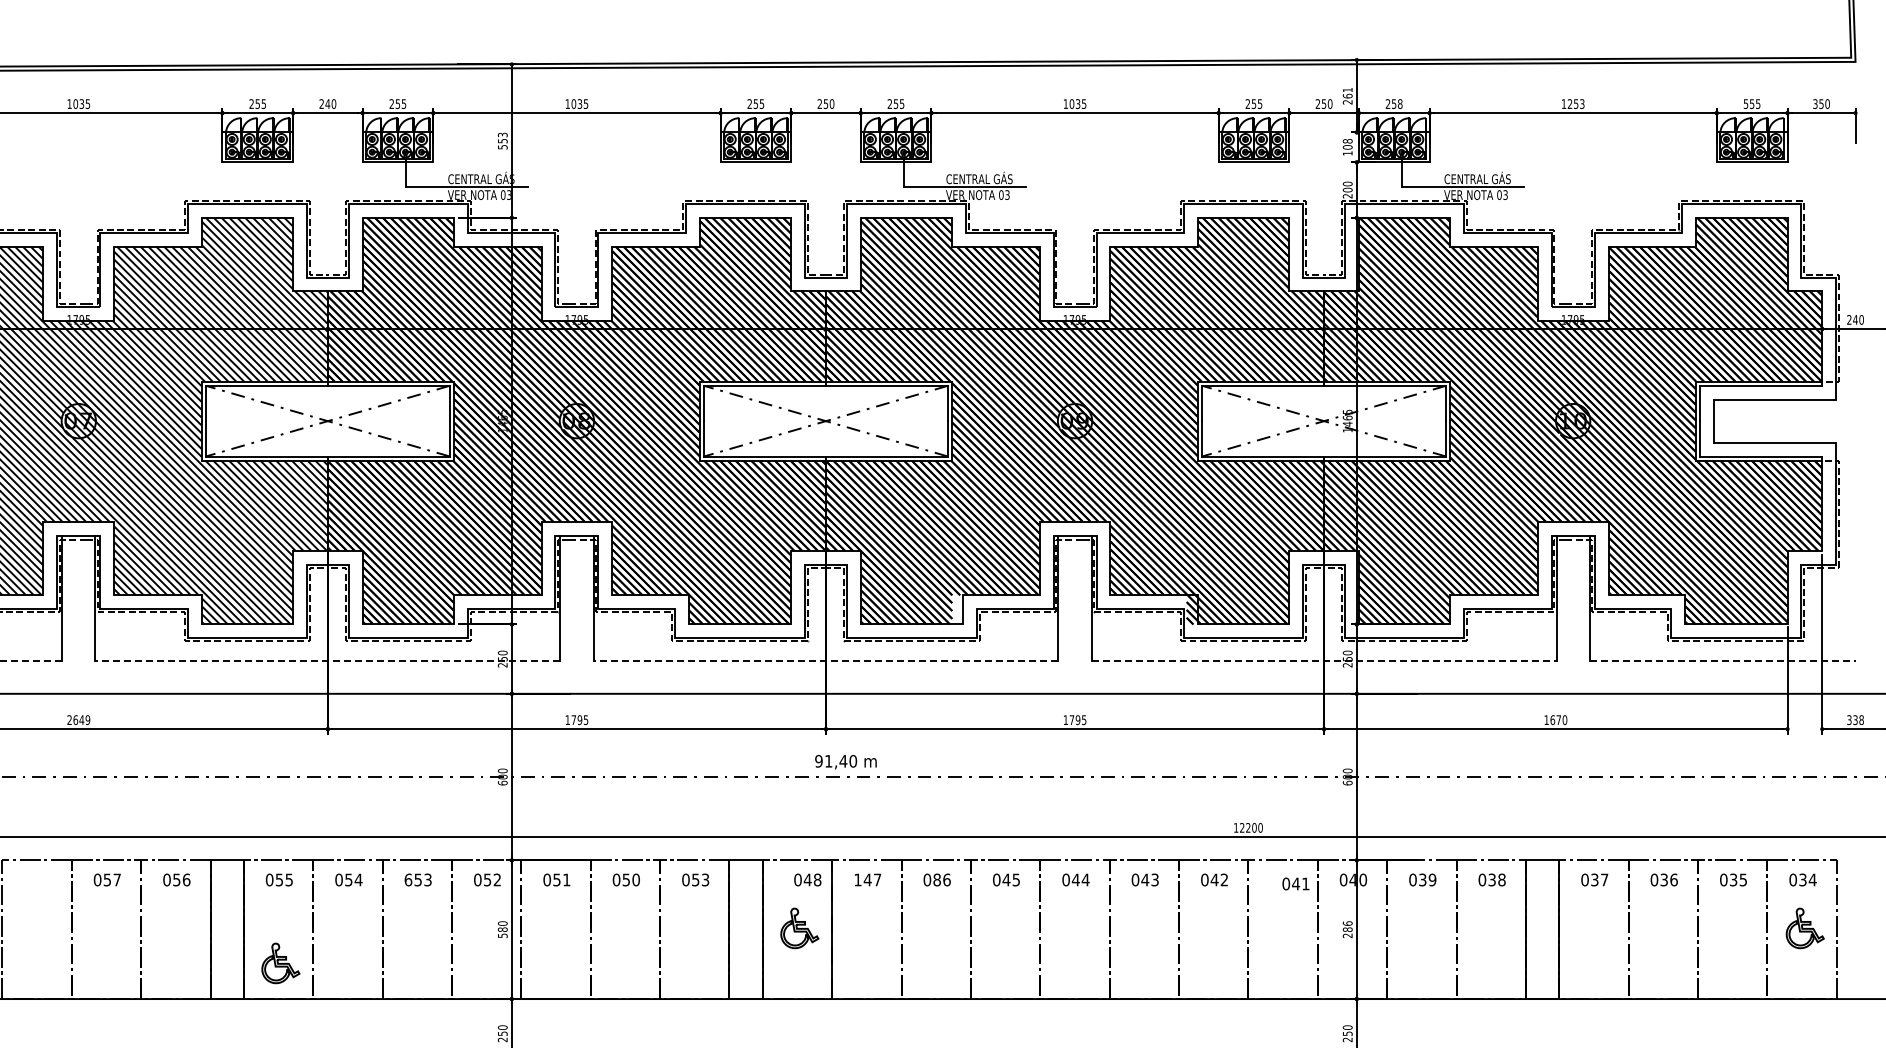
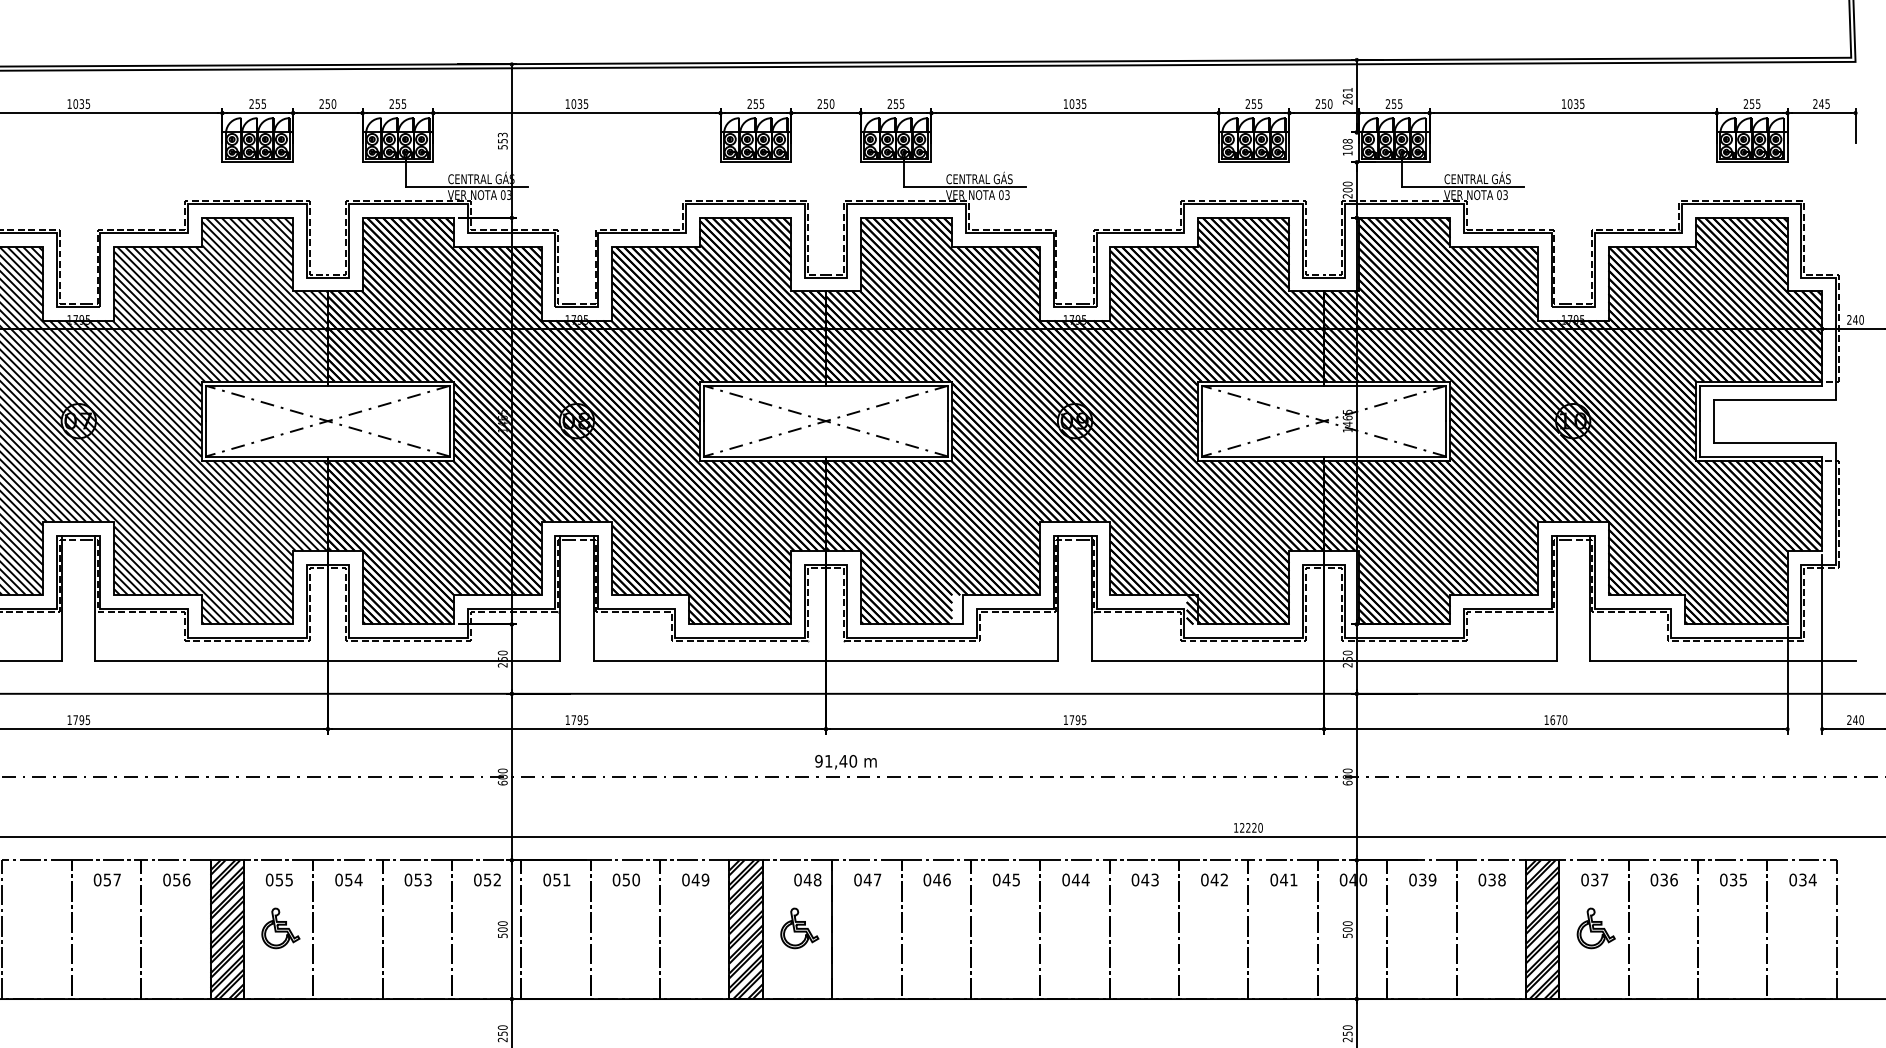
text: 258 -> 255 (1400, 103)
text: 1253 -> 1035 (1575, 103)
text: 350 -> 245 (1821, 103)
text: 240 -> 250 (327, 104)
text: 555 -> 255 (1745, 104)
line: dashed -> solid (31, 660)
line: dashed -> solid (327, 660)
line: dashed -> solid (825, 660)
line: dashed -> solid (1324, 660)
line: dashed -> solid (1722, 660)
text: 2649 -> 1795 (78, 720)
text: 338 -> 240 (1855, 720)
text: 12200 -> 12220 (1254, 827)
text: 653 -> 053 (408, 879)
text: 053 -> 049 (700, 879)
text: 147 -> 047 (857, 879)
text: 086 -> 046 (937, 879)
text position: (1295, 883) -> (1283, 879) (1283, 879)
part position: (1804, 928) -> (1595, 928) (1595, 928)
hatch: none -> present (226, 929)
text: 580 -> 500 (502, 929)
hatch: none -> present (745, 929)
text: 286 -> 500 (1347, 929)
hatch: none -> present (1542, 929)
part position: (280, 963) -> (280, 928) (280, 928)
